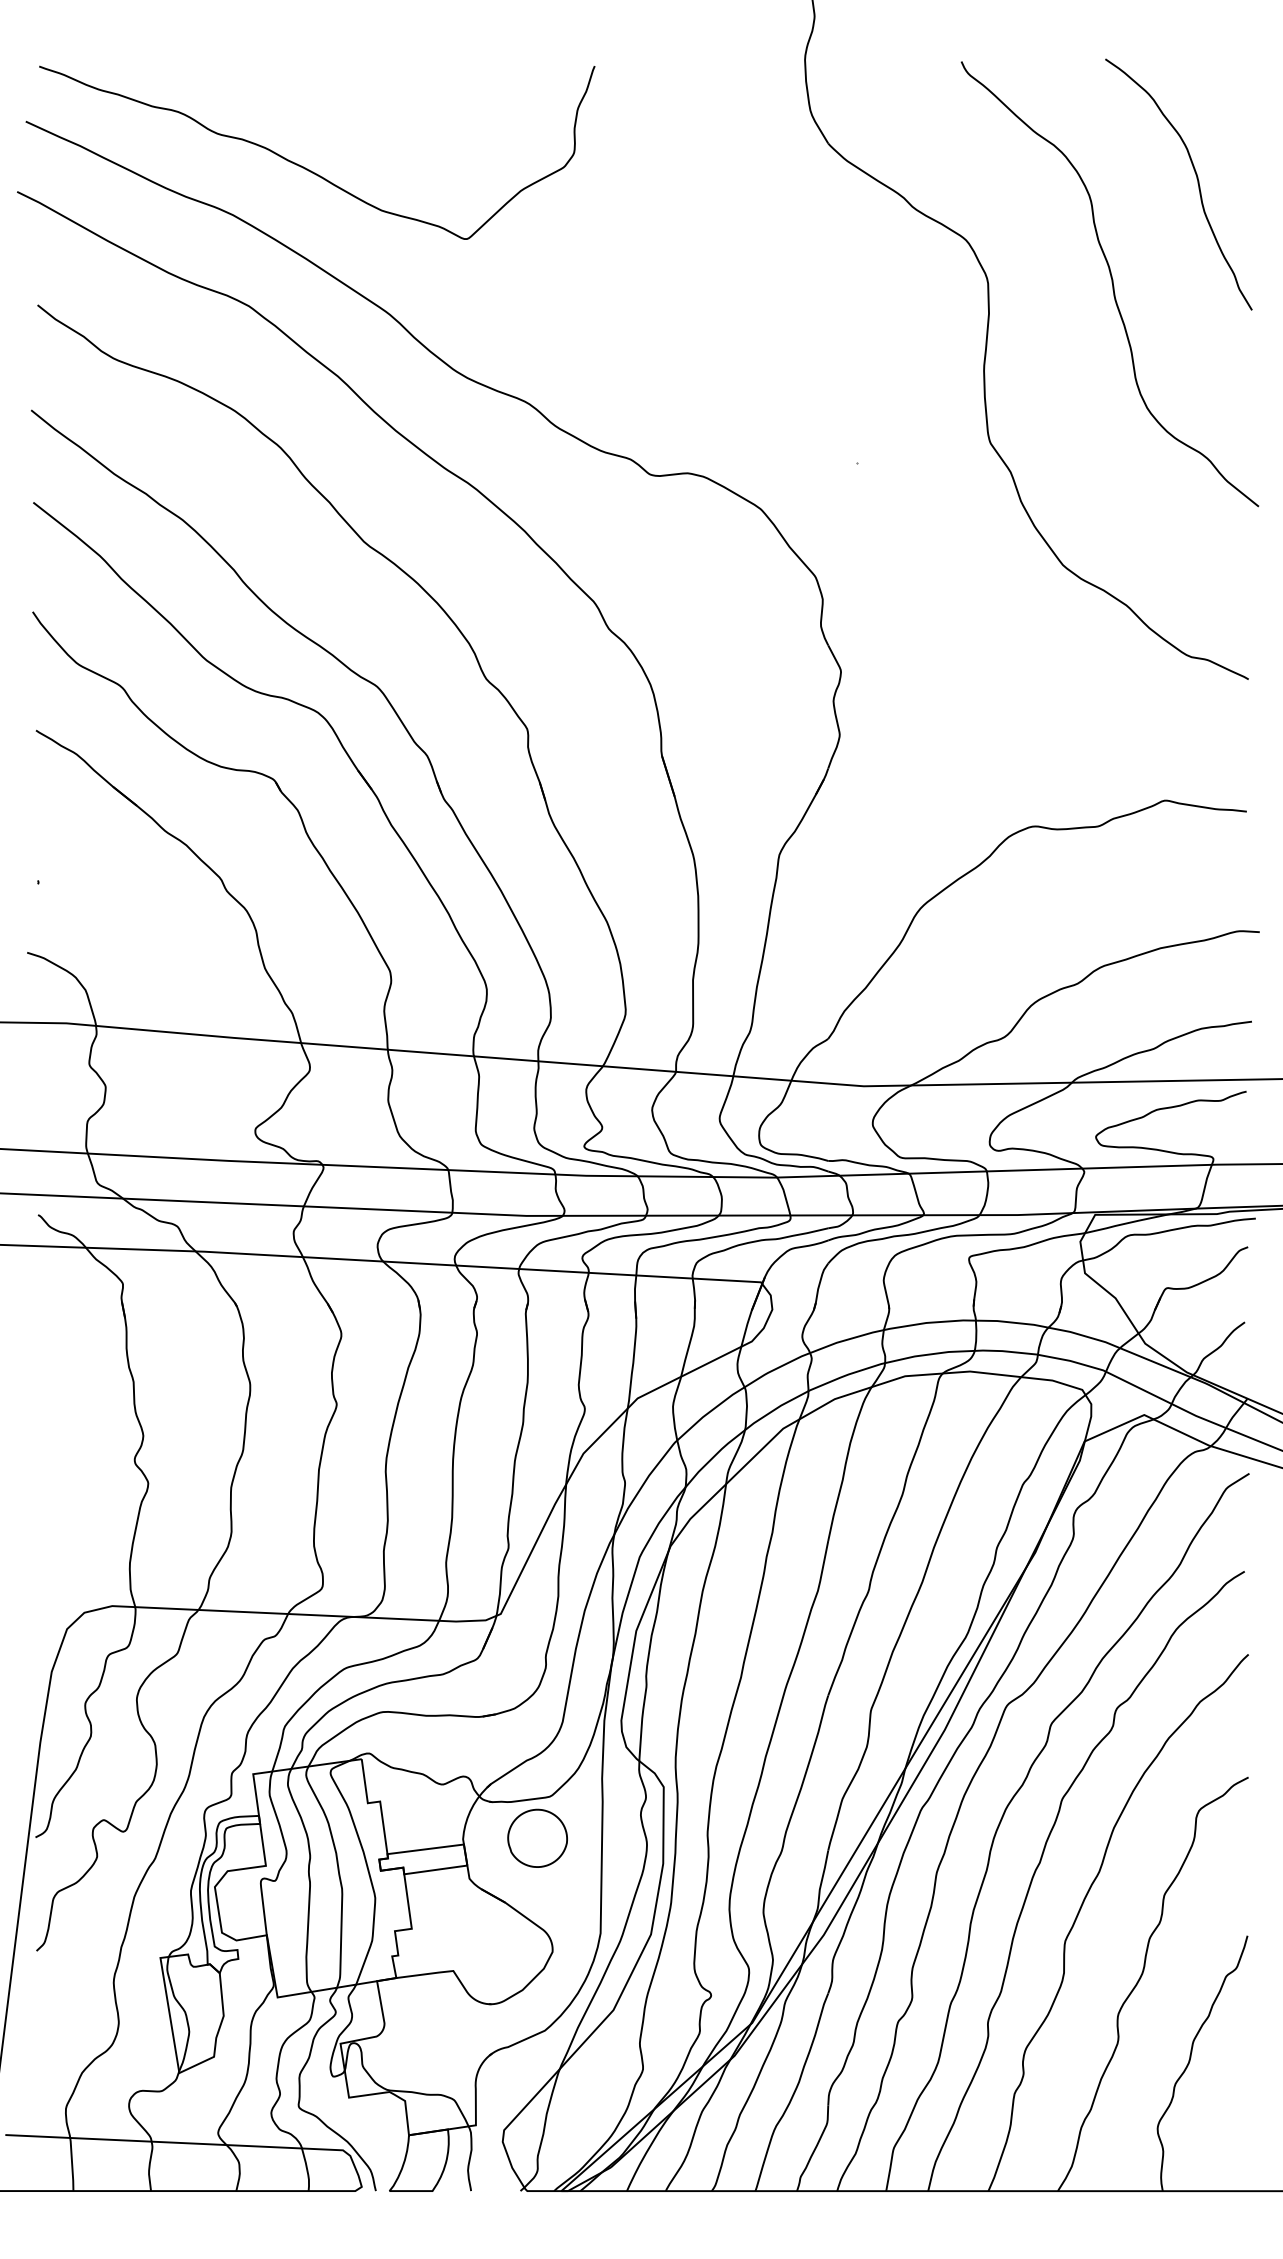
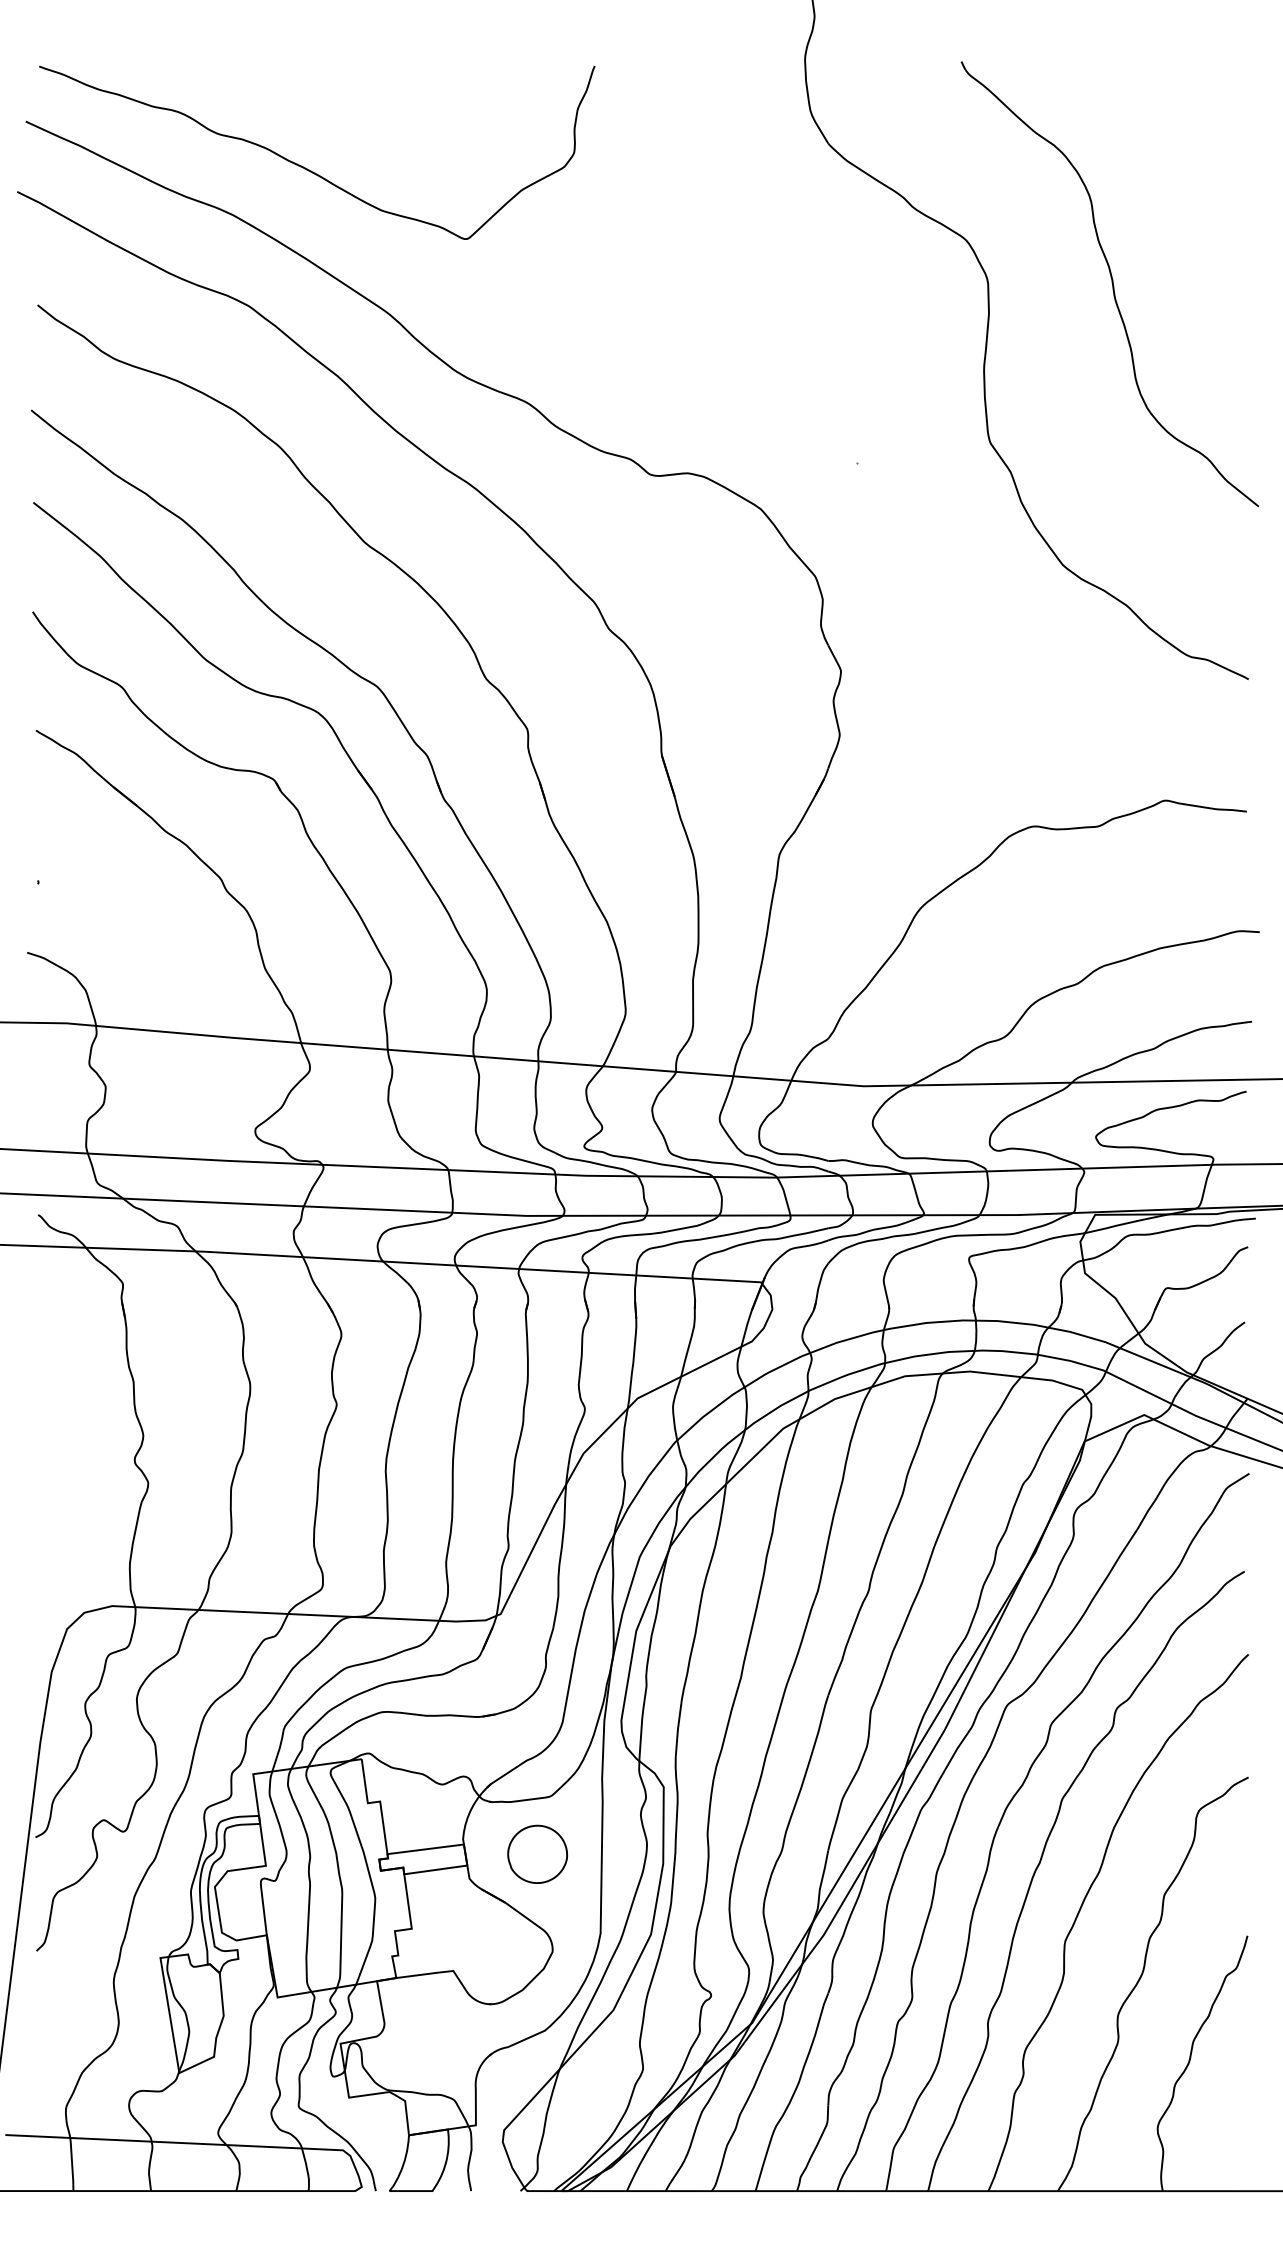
curve: present -> none (1196, 178)
part position: (537, 1837) -> (537, 1853) (537, 1853)
